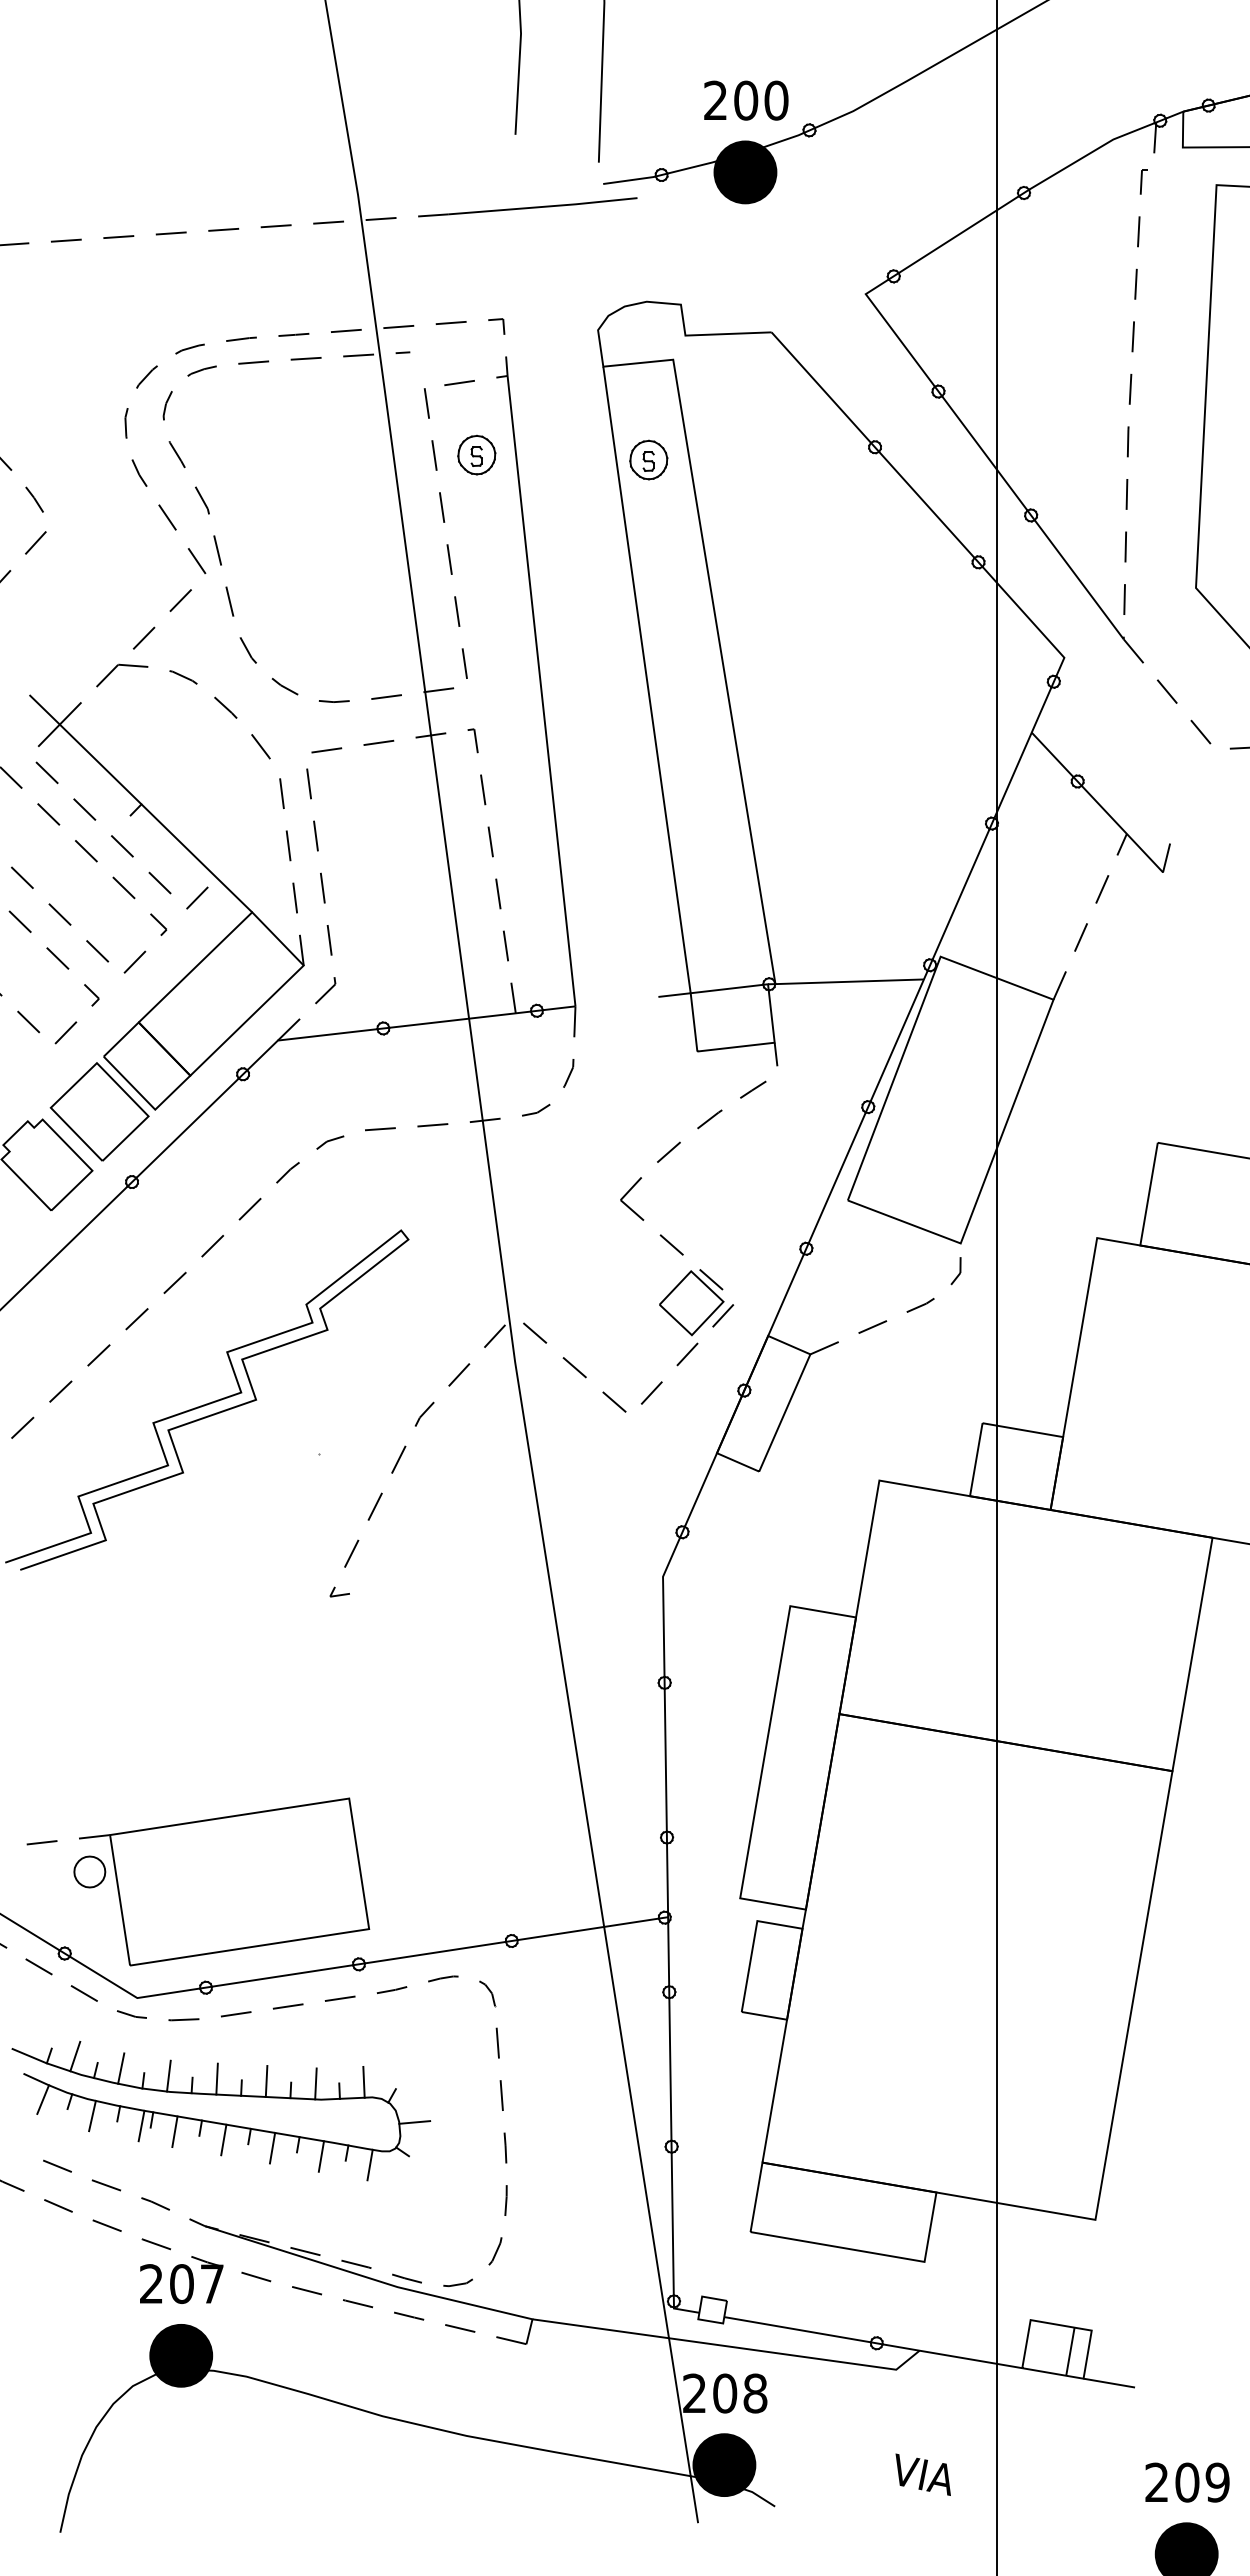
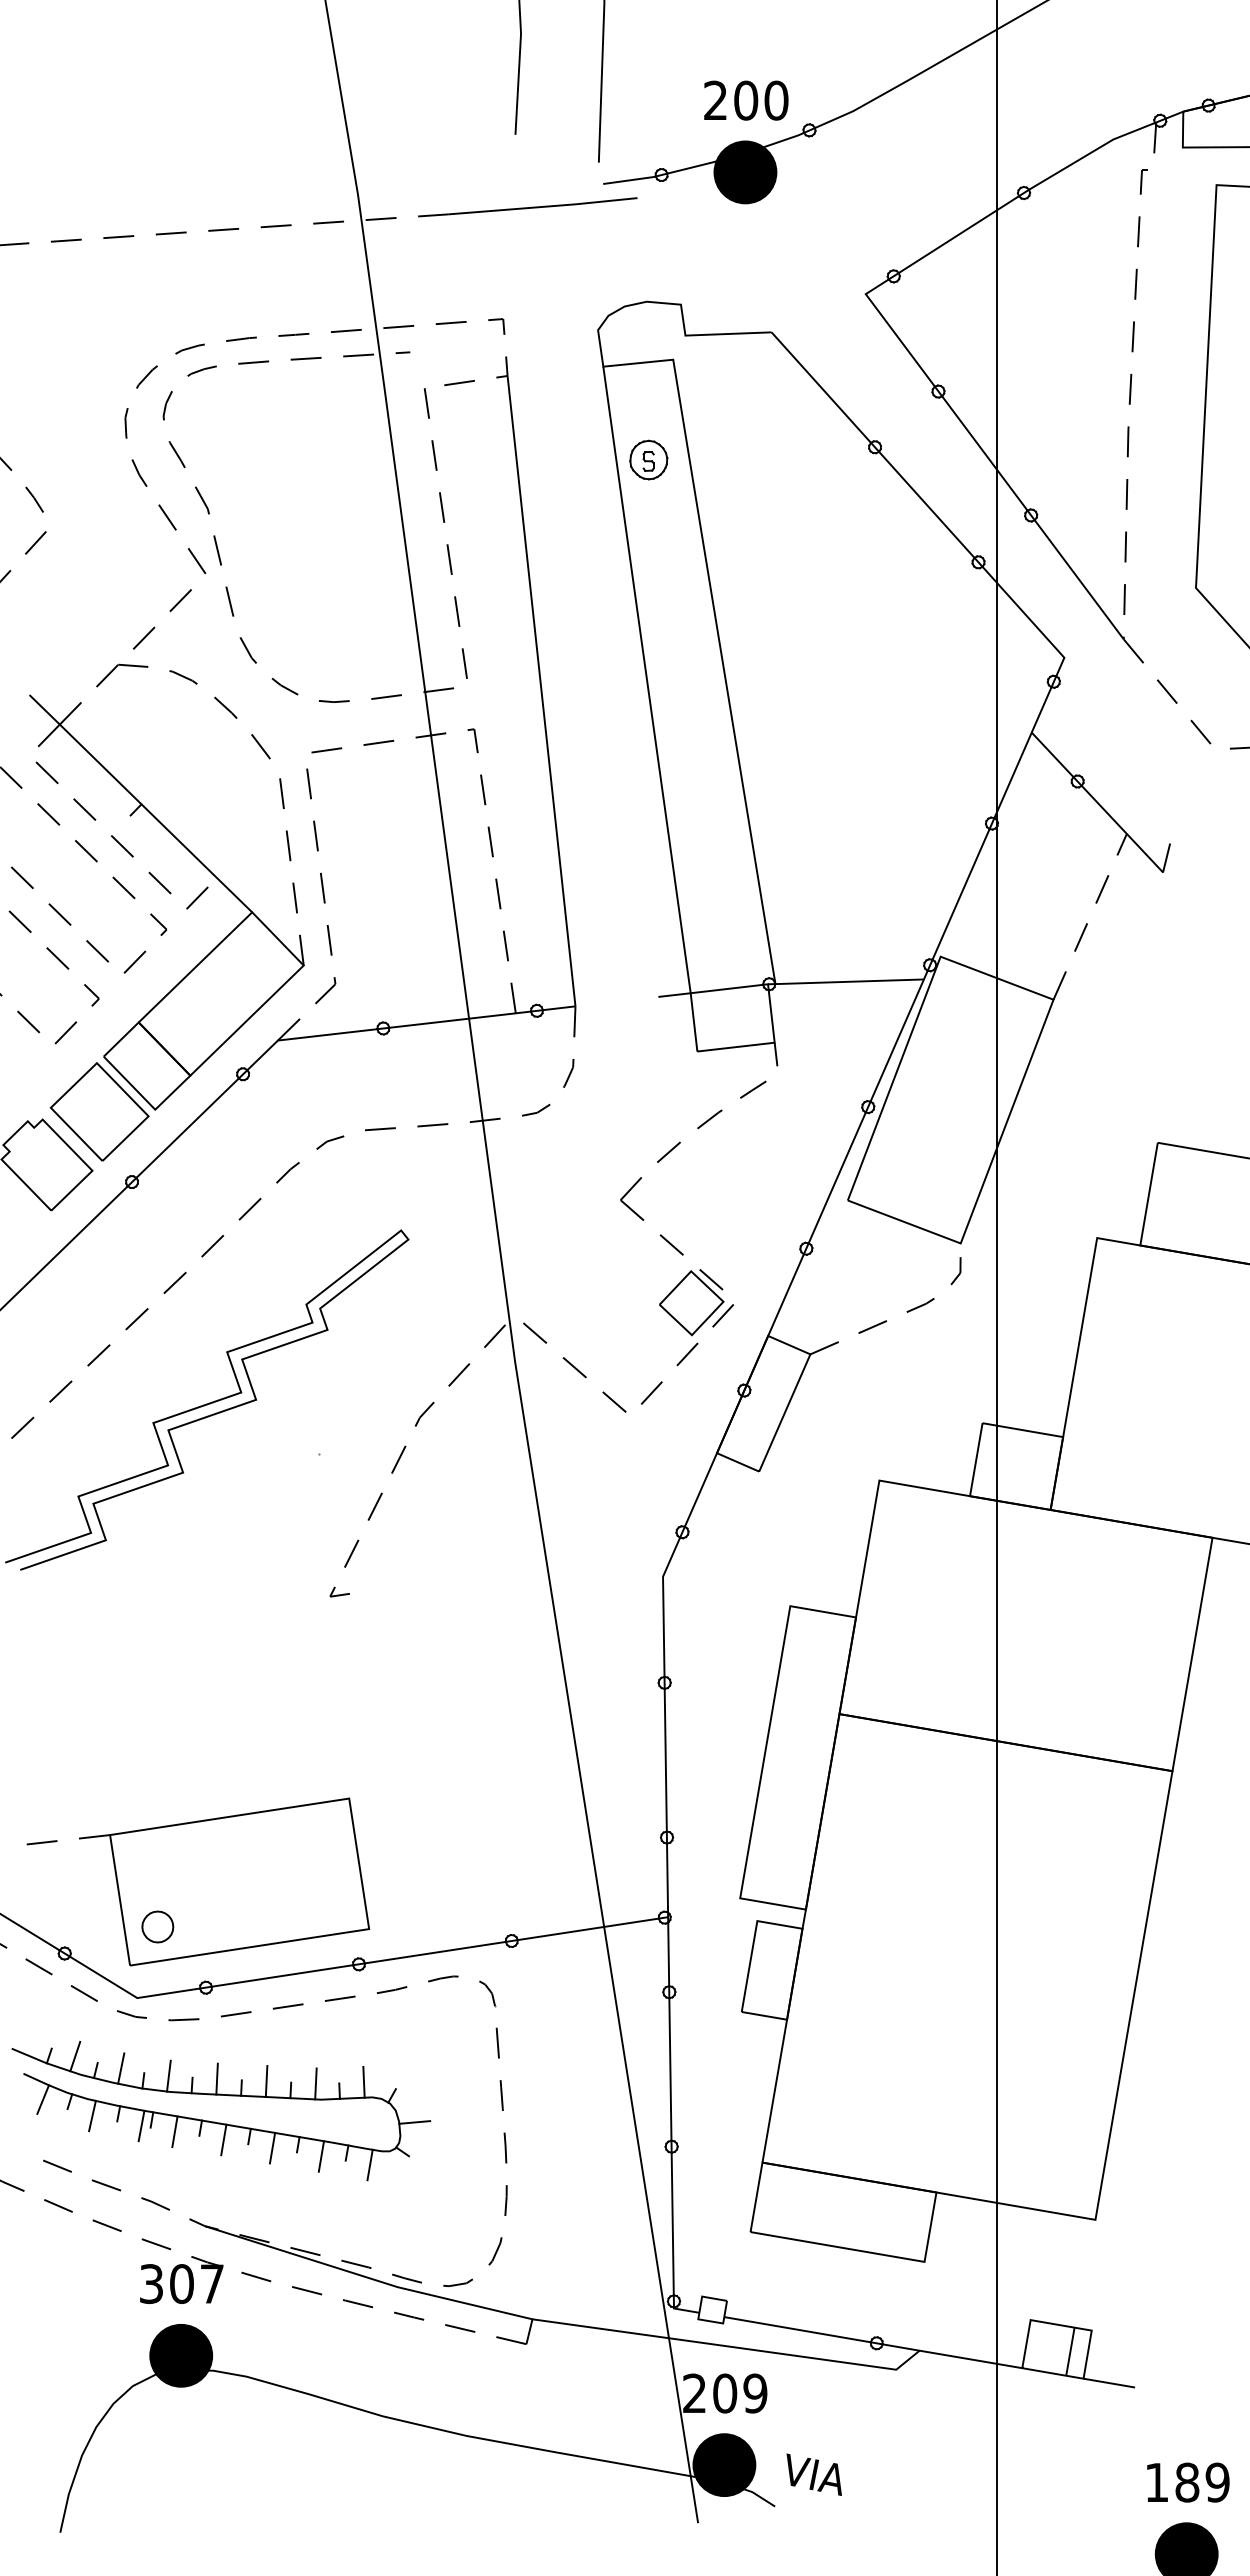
part: present -> none (476, 454)
part position: (89, 1871) -> (157, 1926) (157, 1926)
text: 207 -> 307 (151, 2284)
text: 208 -> 209 (755, 2393)
text position: (922, 2474) -> (813, 2474) (813, 2474)
text: 209 -> 189 (1172, 2482)
